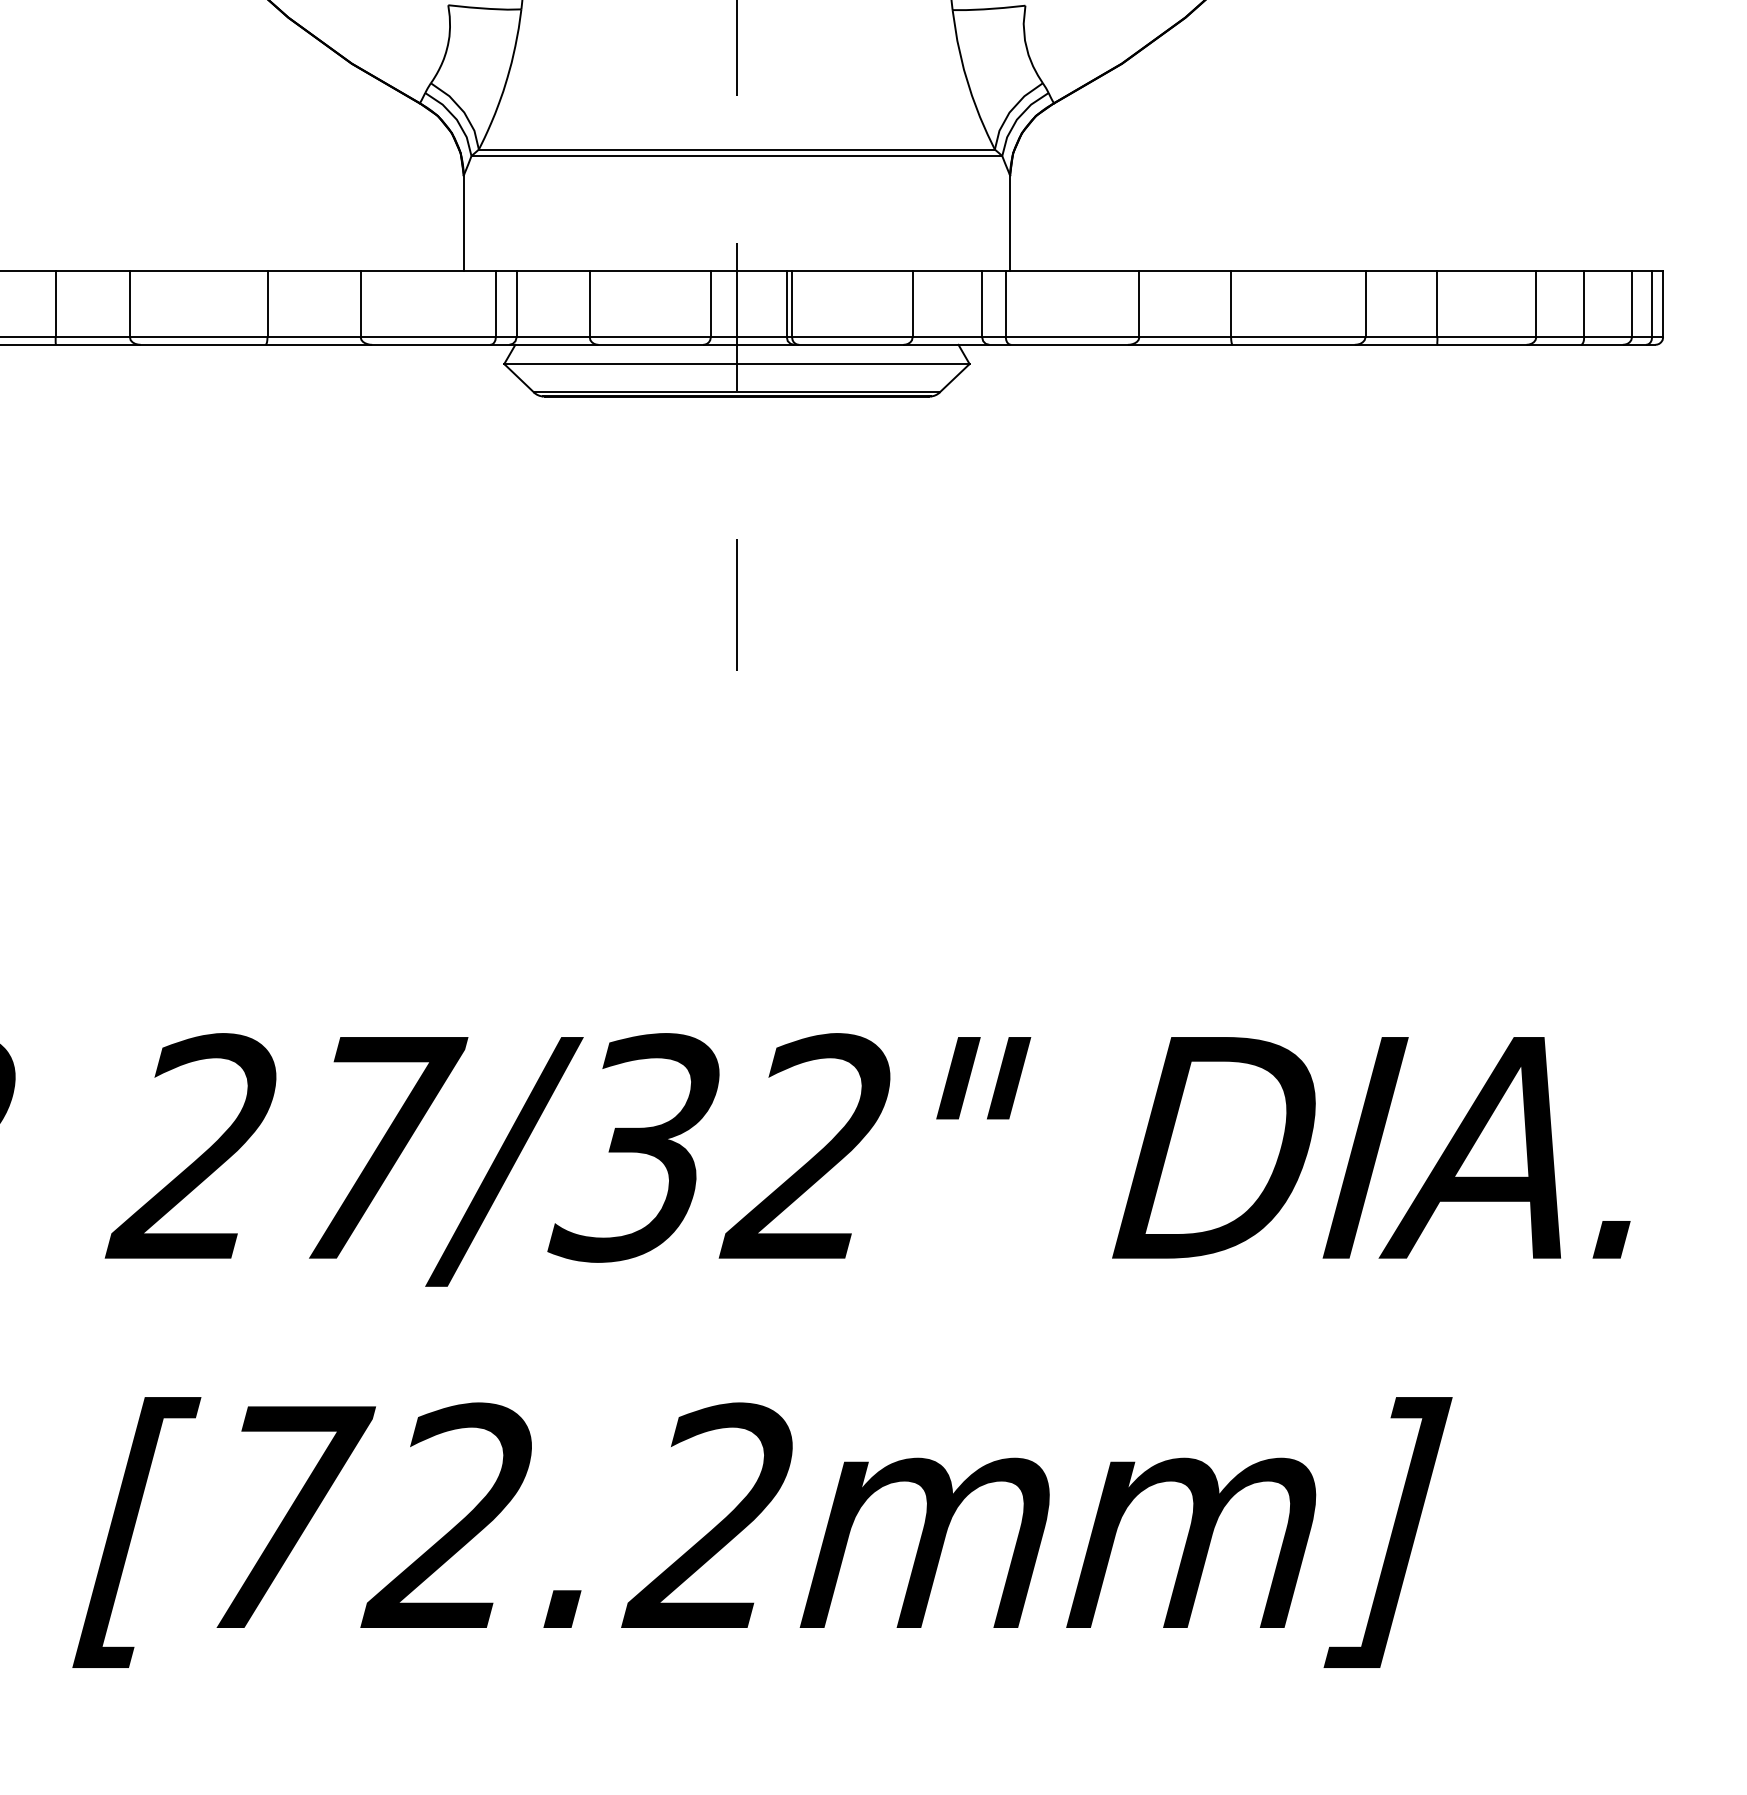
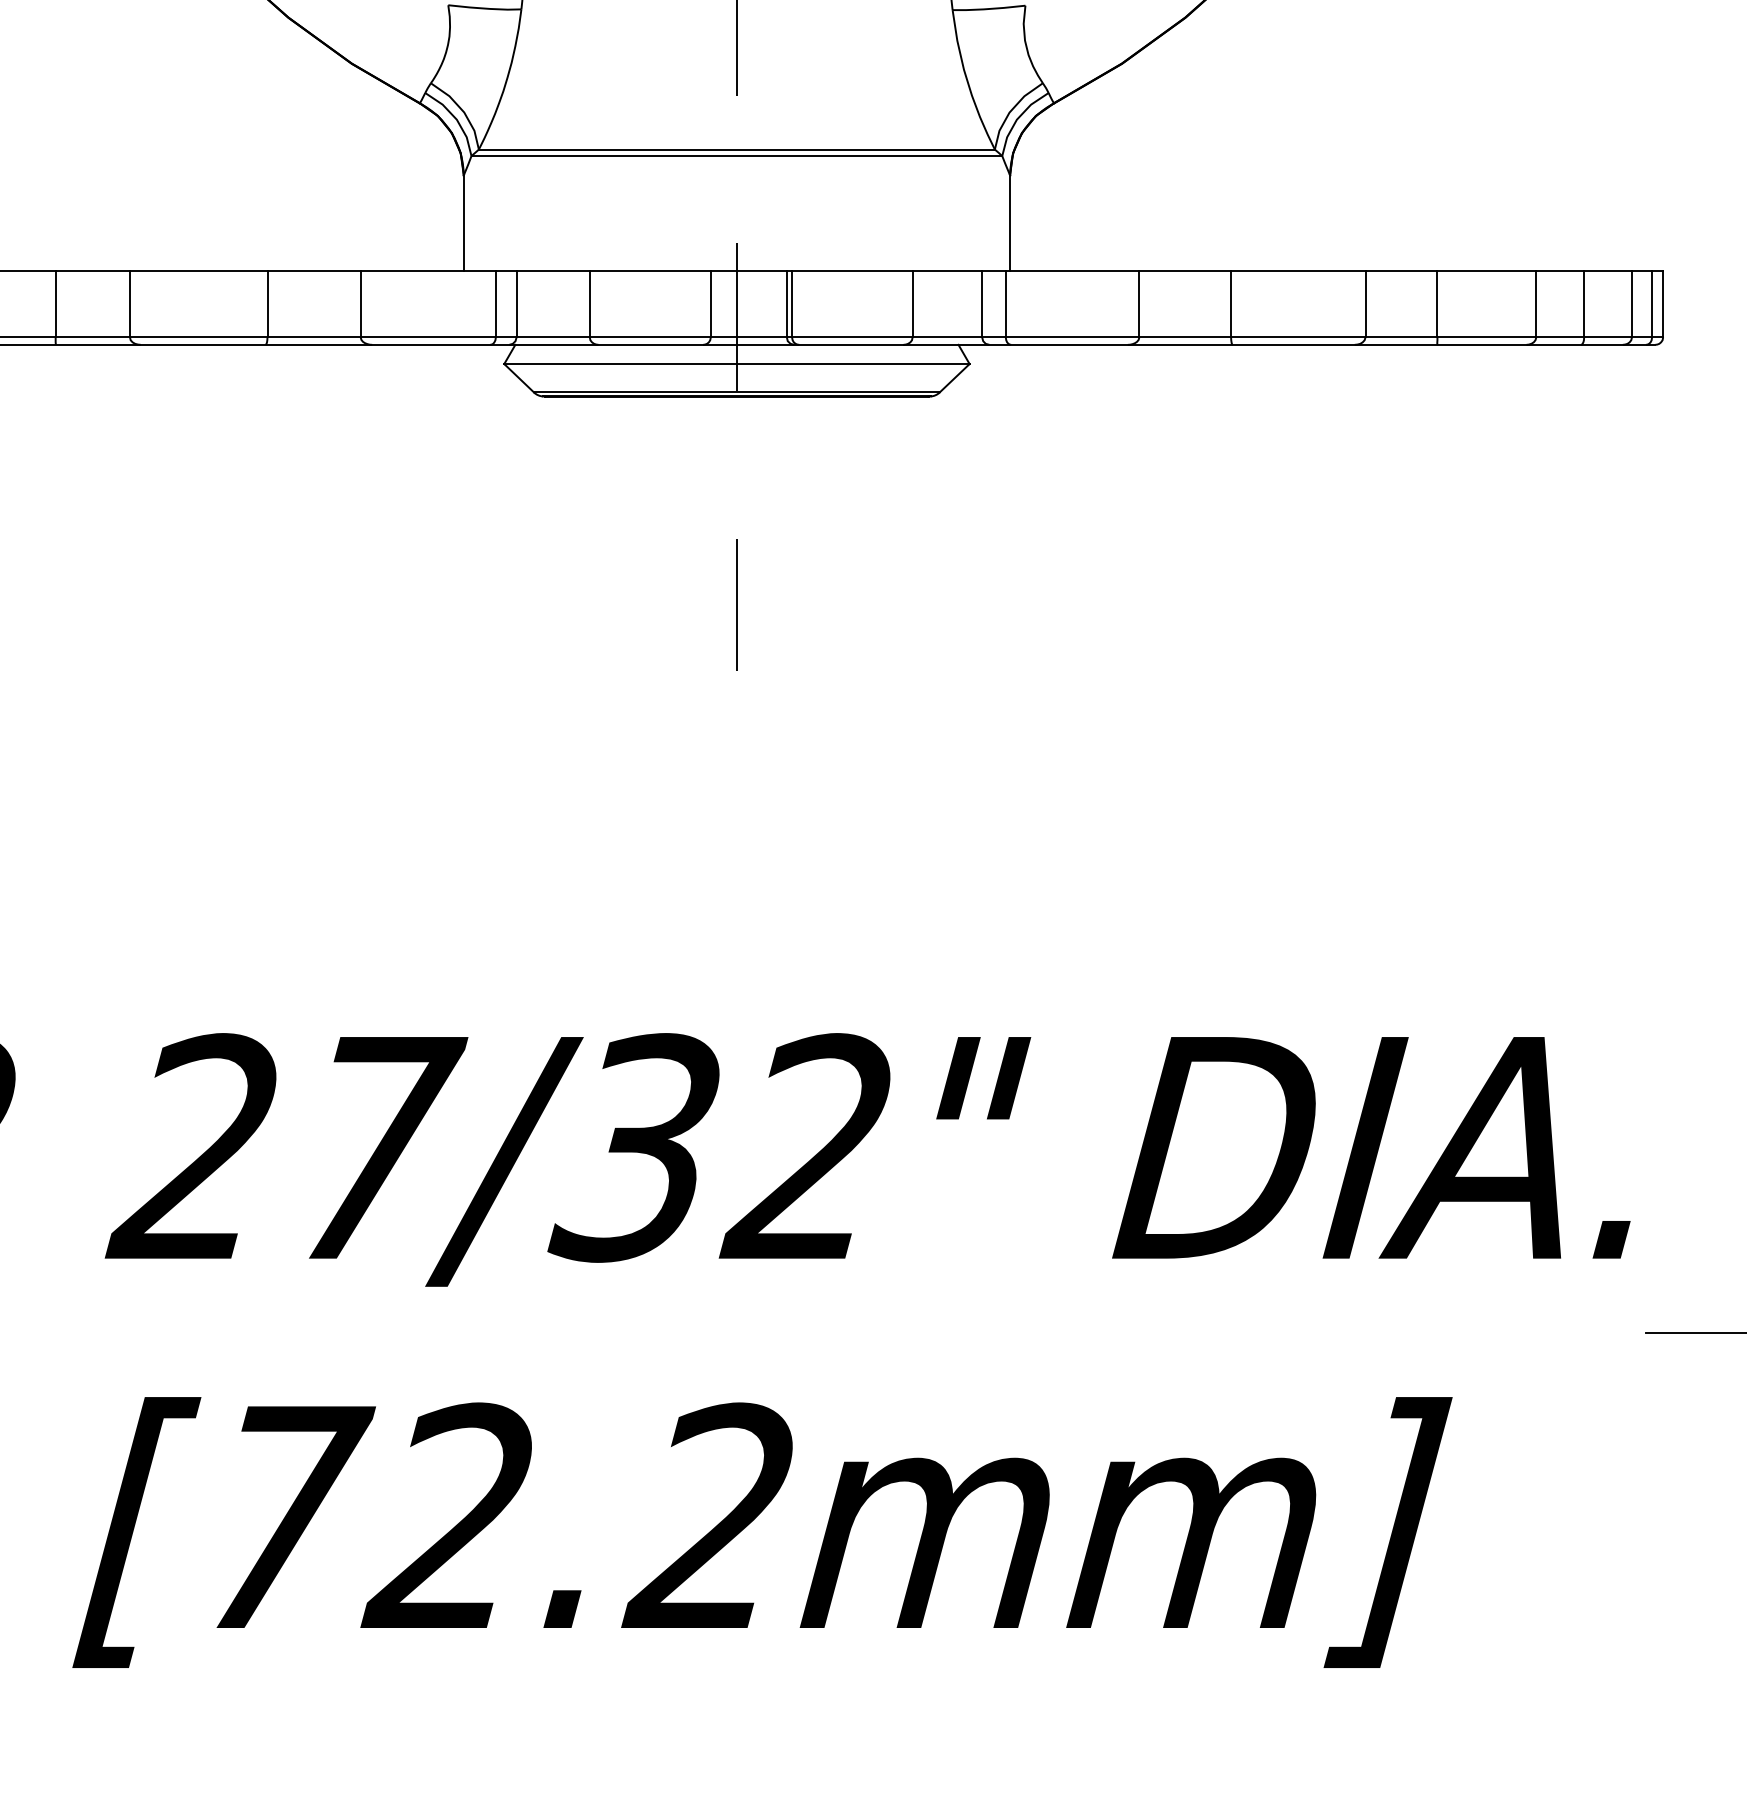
line: none -> present (1694, 1332)
